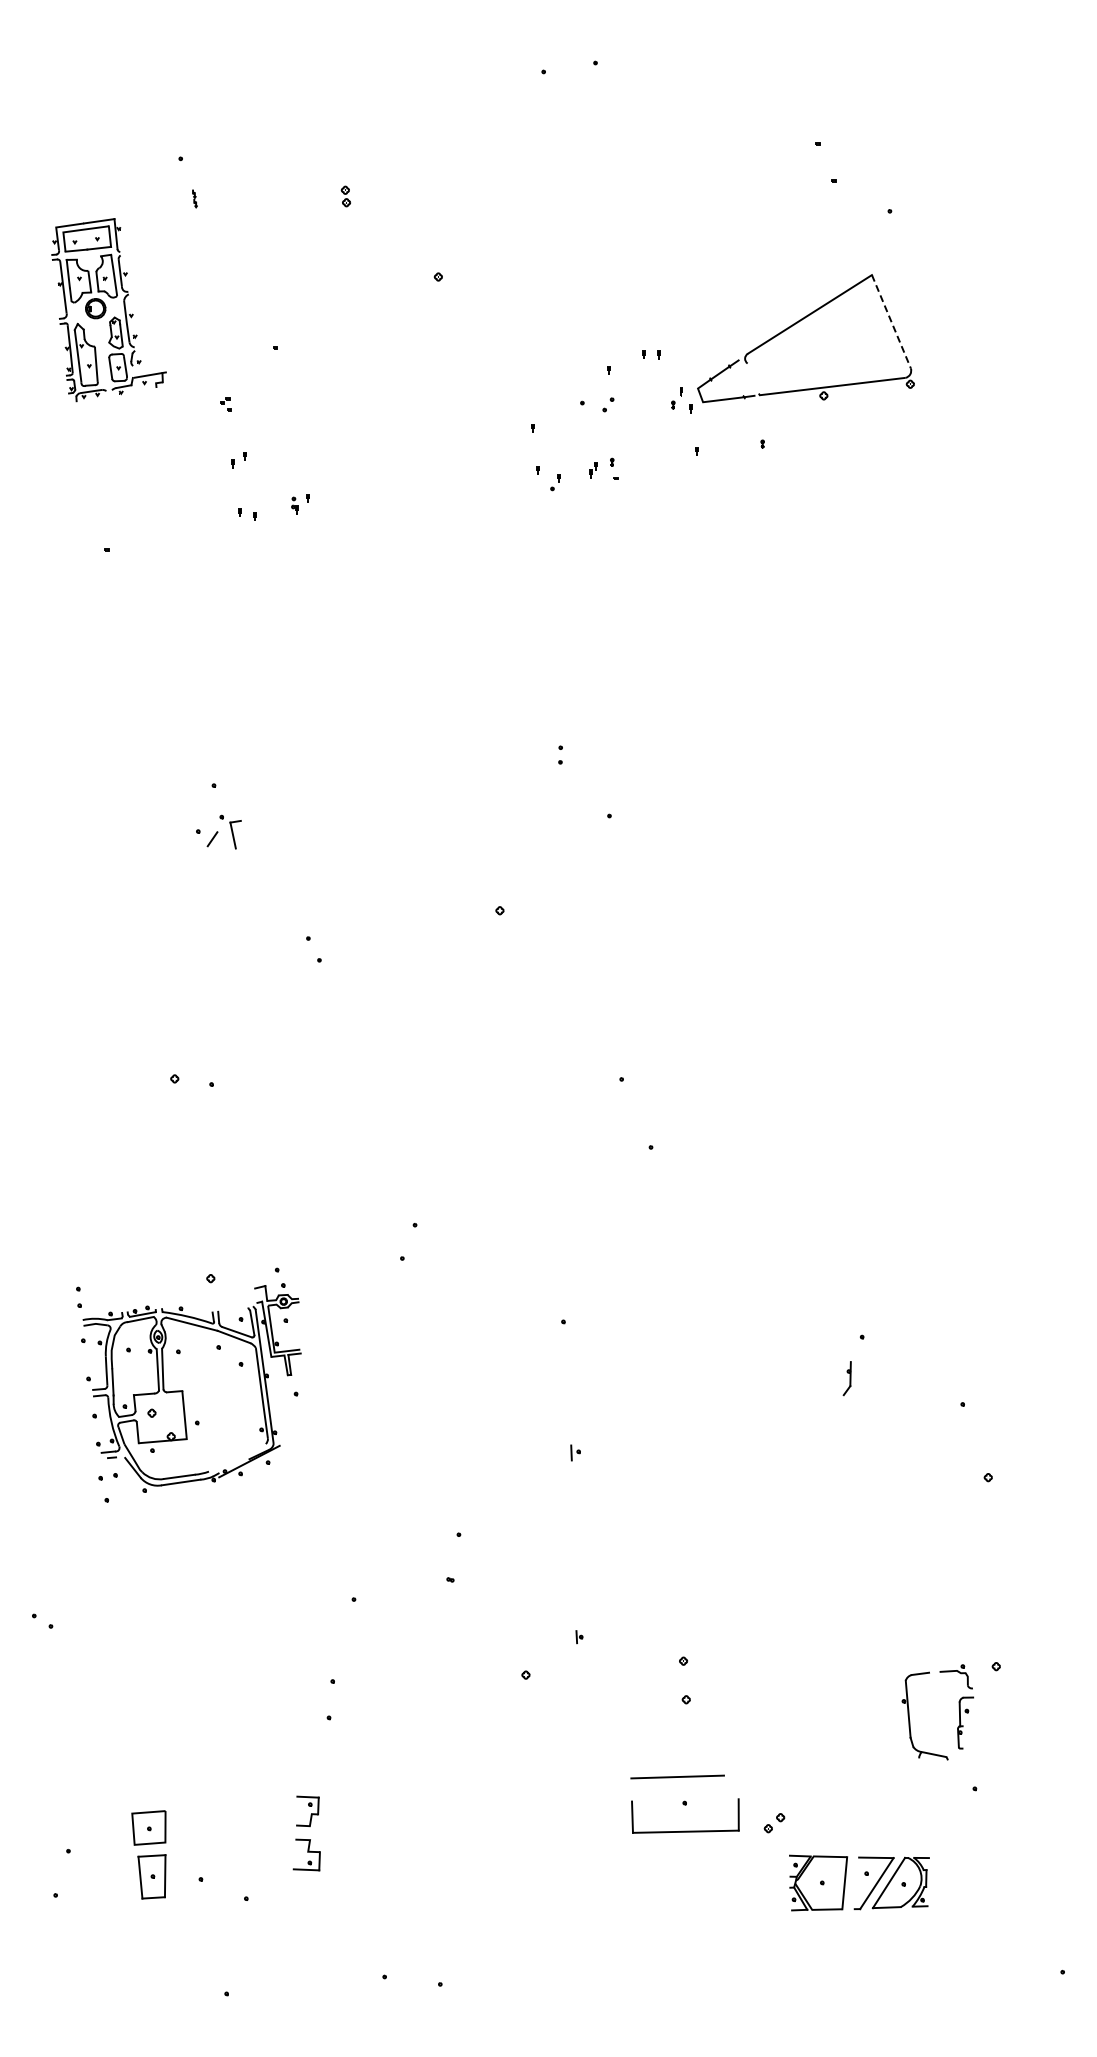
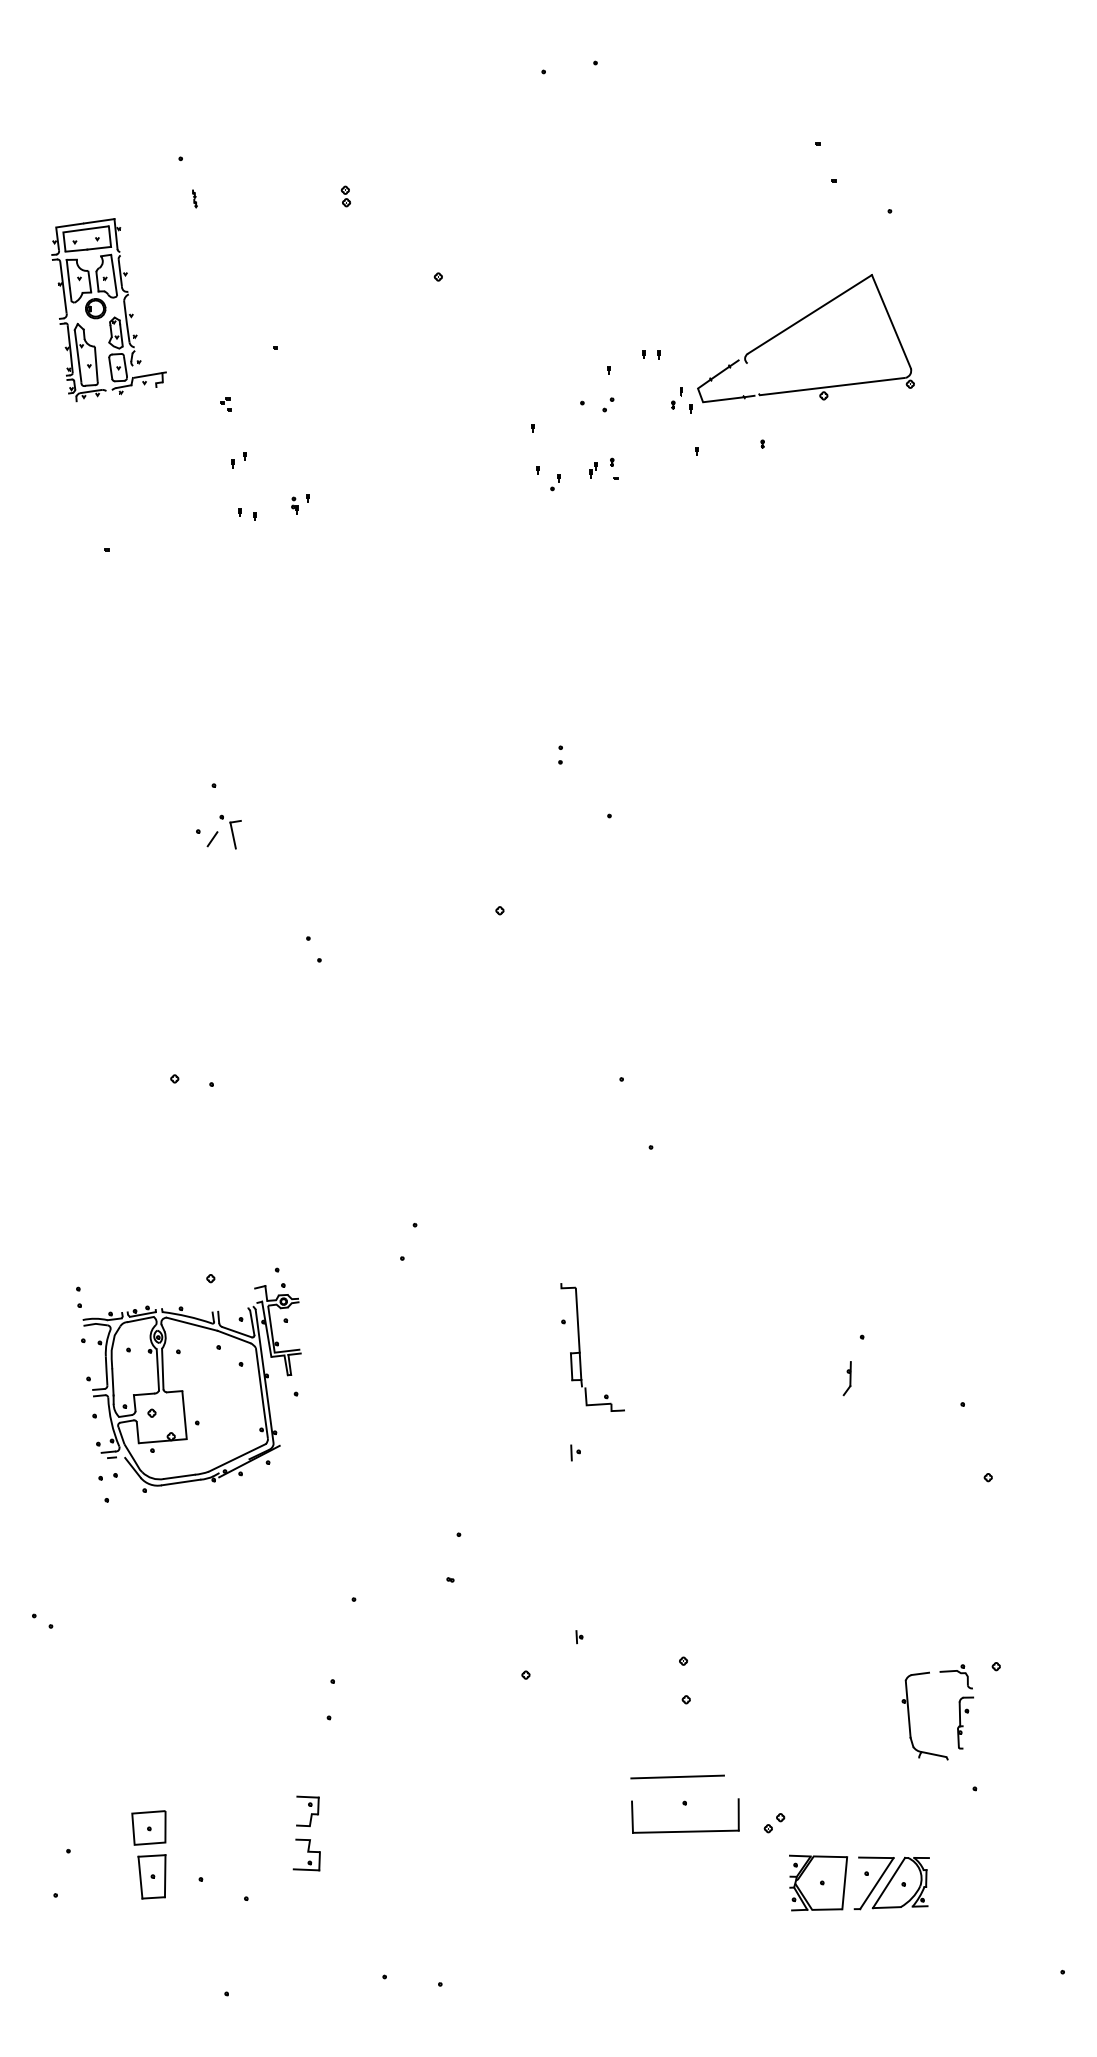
line: dashed -> solid (891, 321)
part: none -> present (580, 1347)
line: none -> present (236, 1457)
